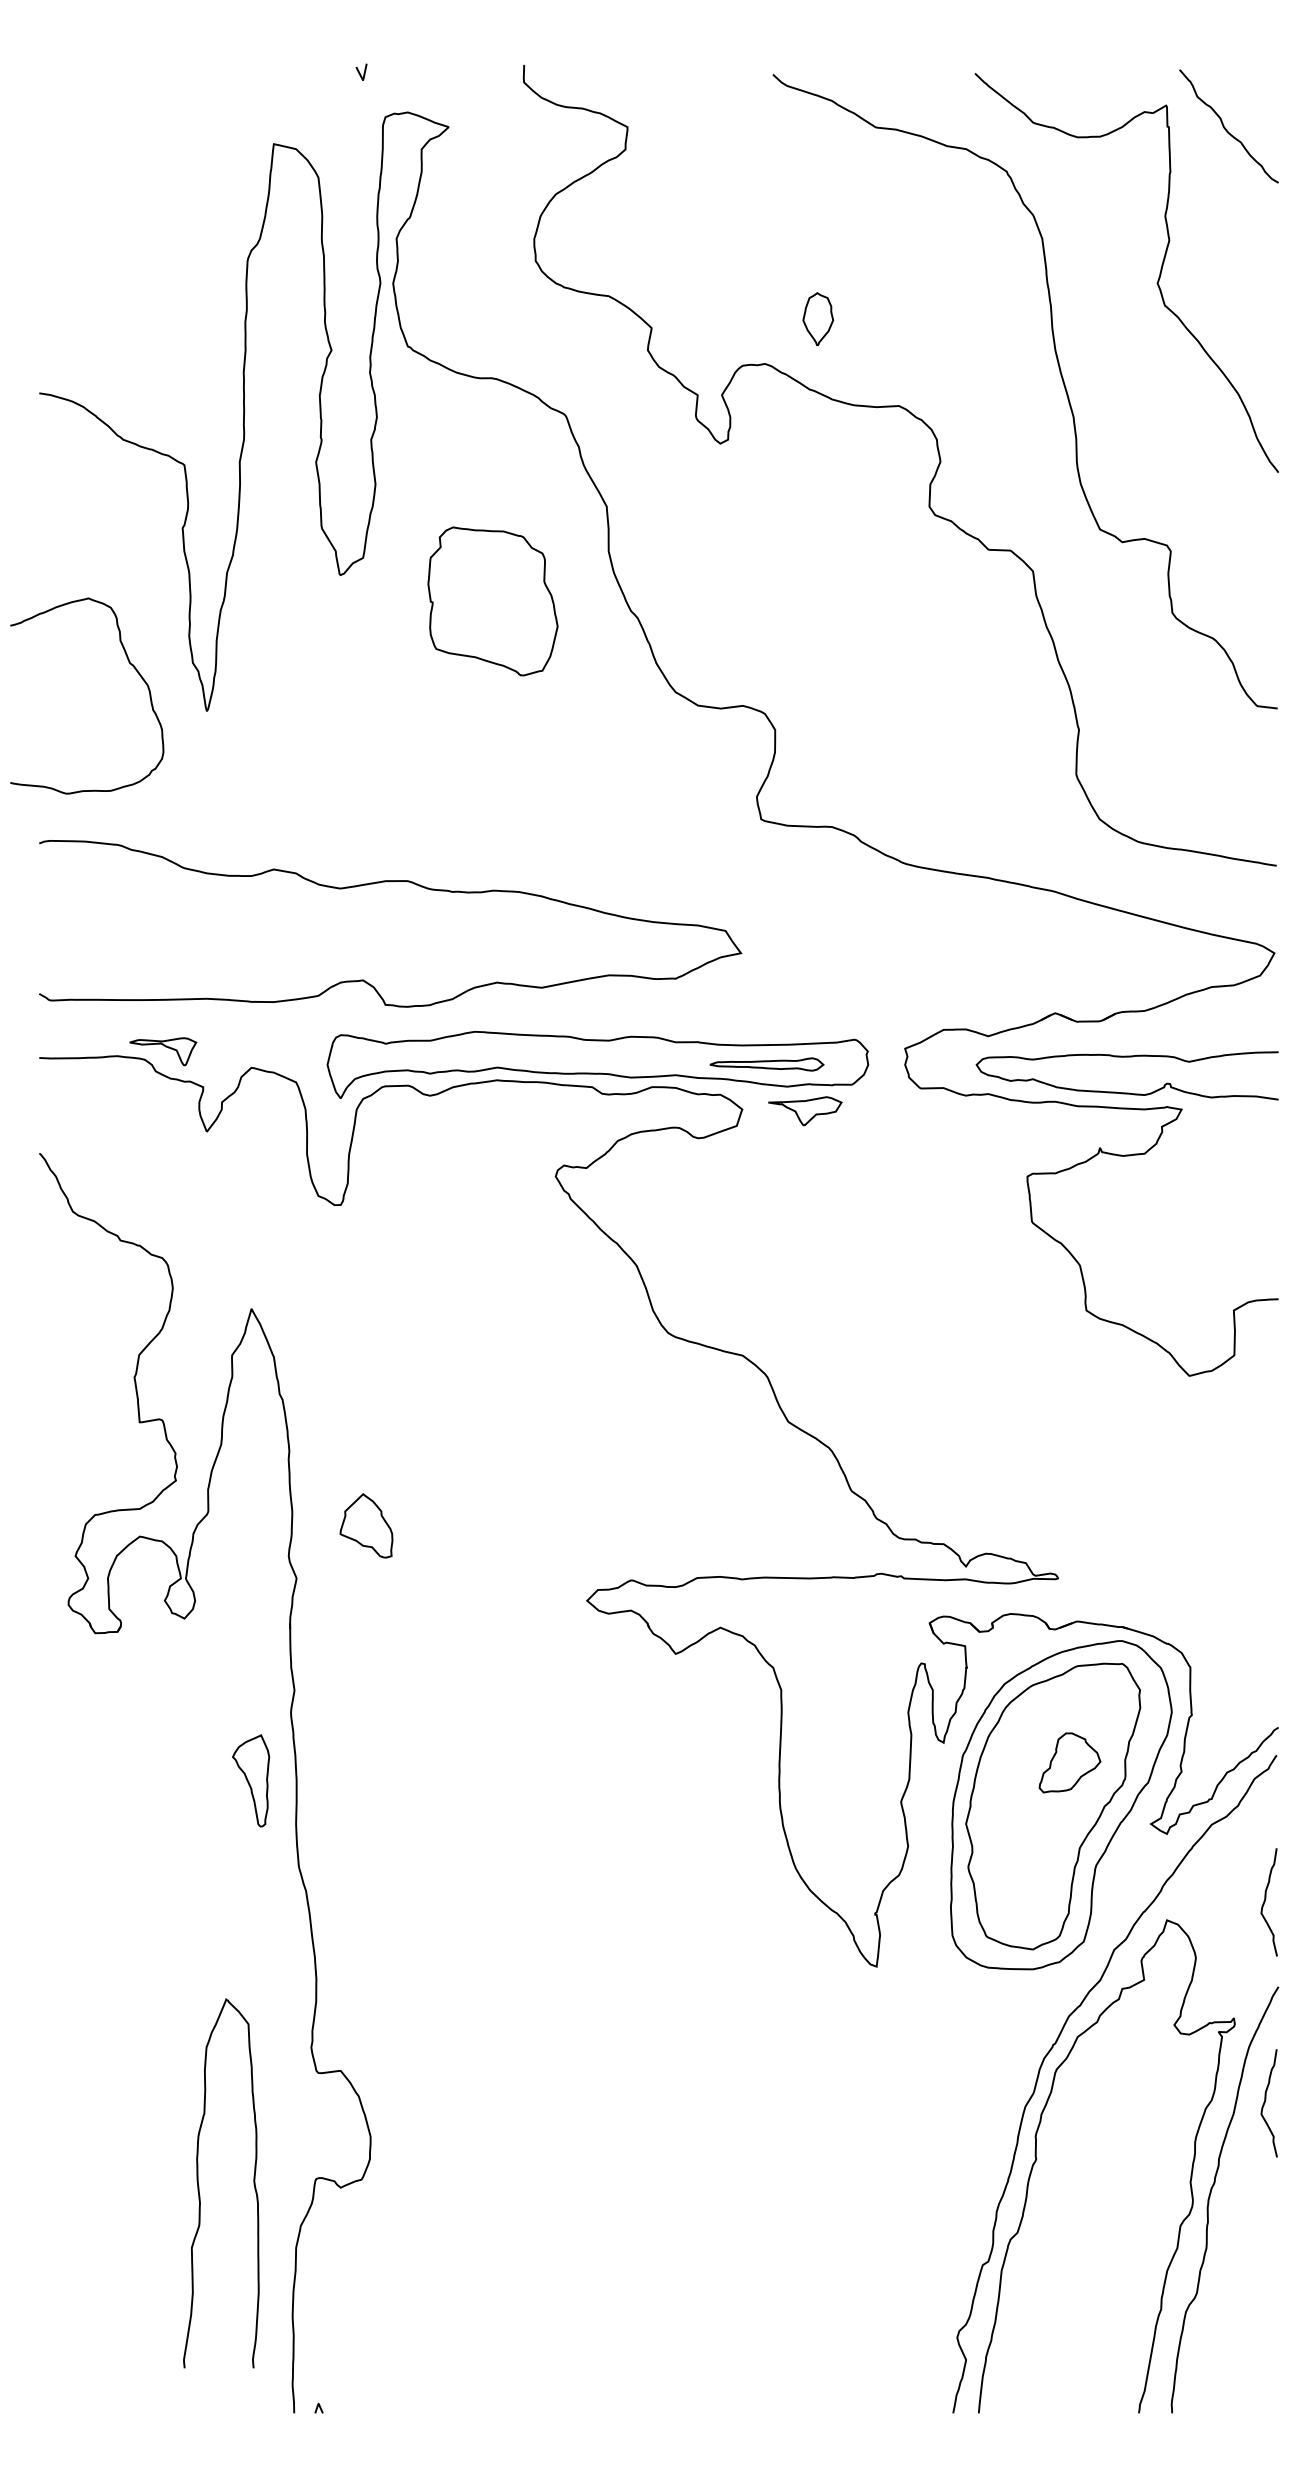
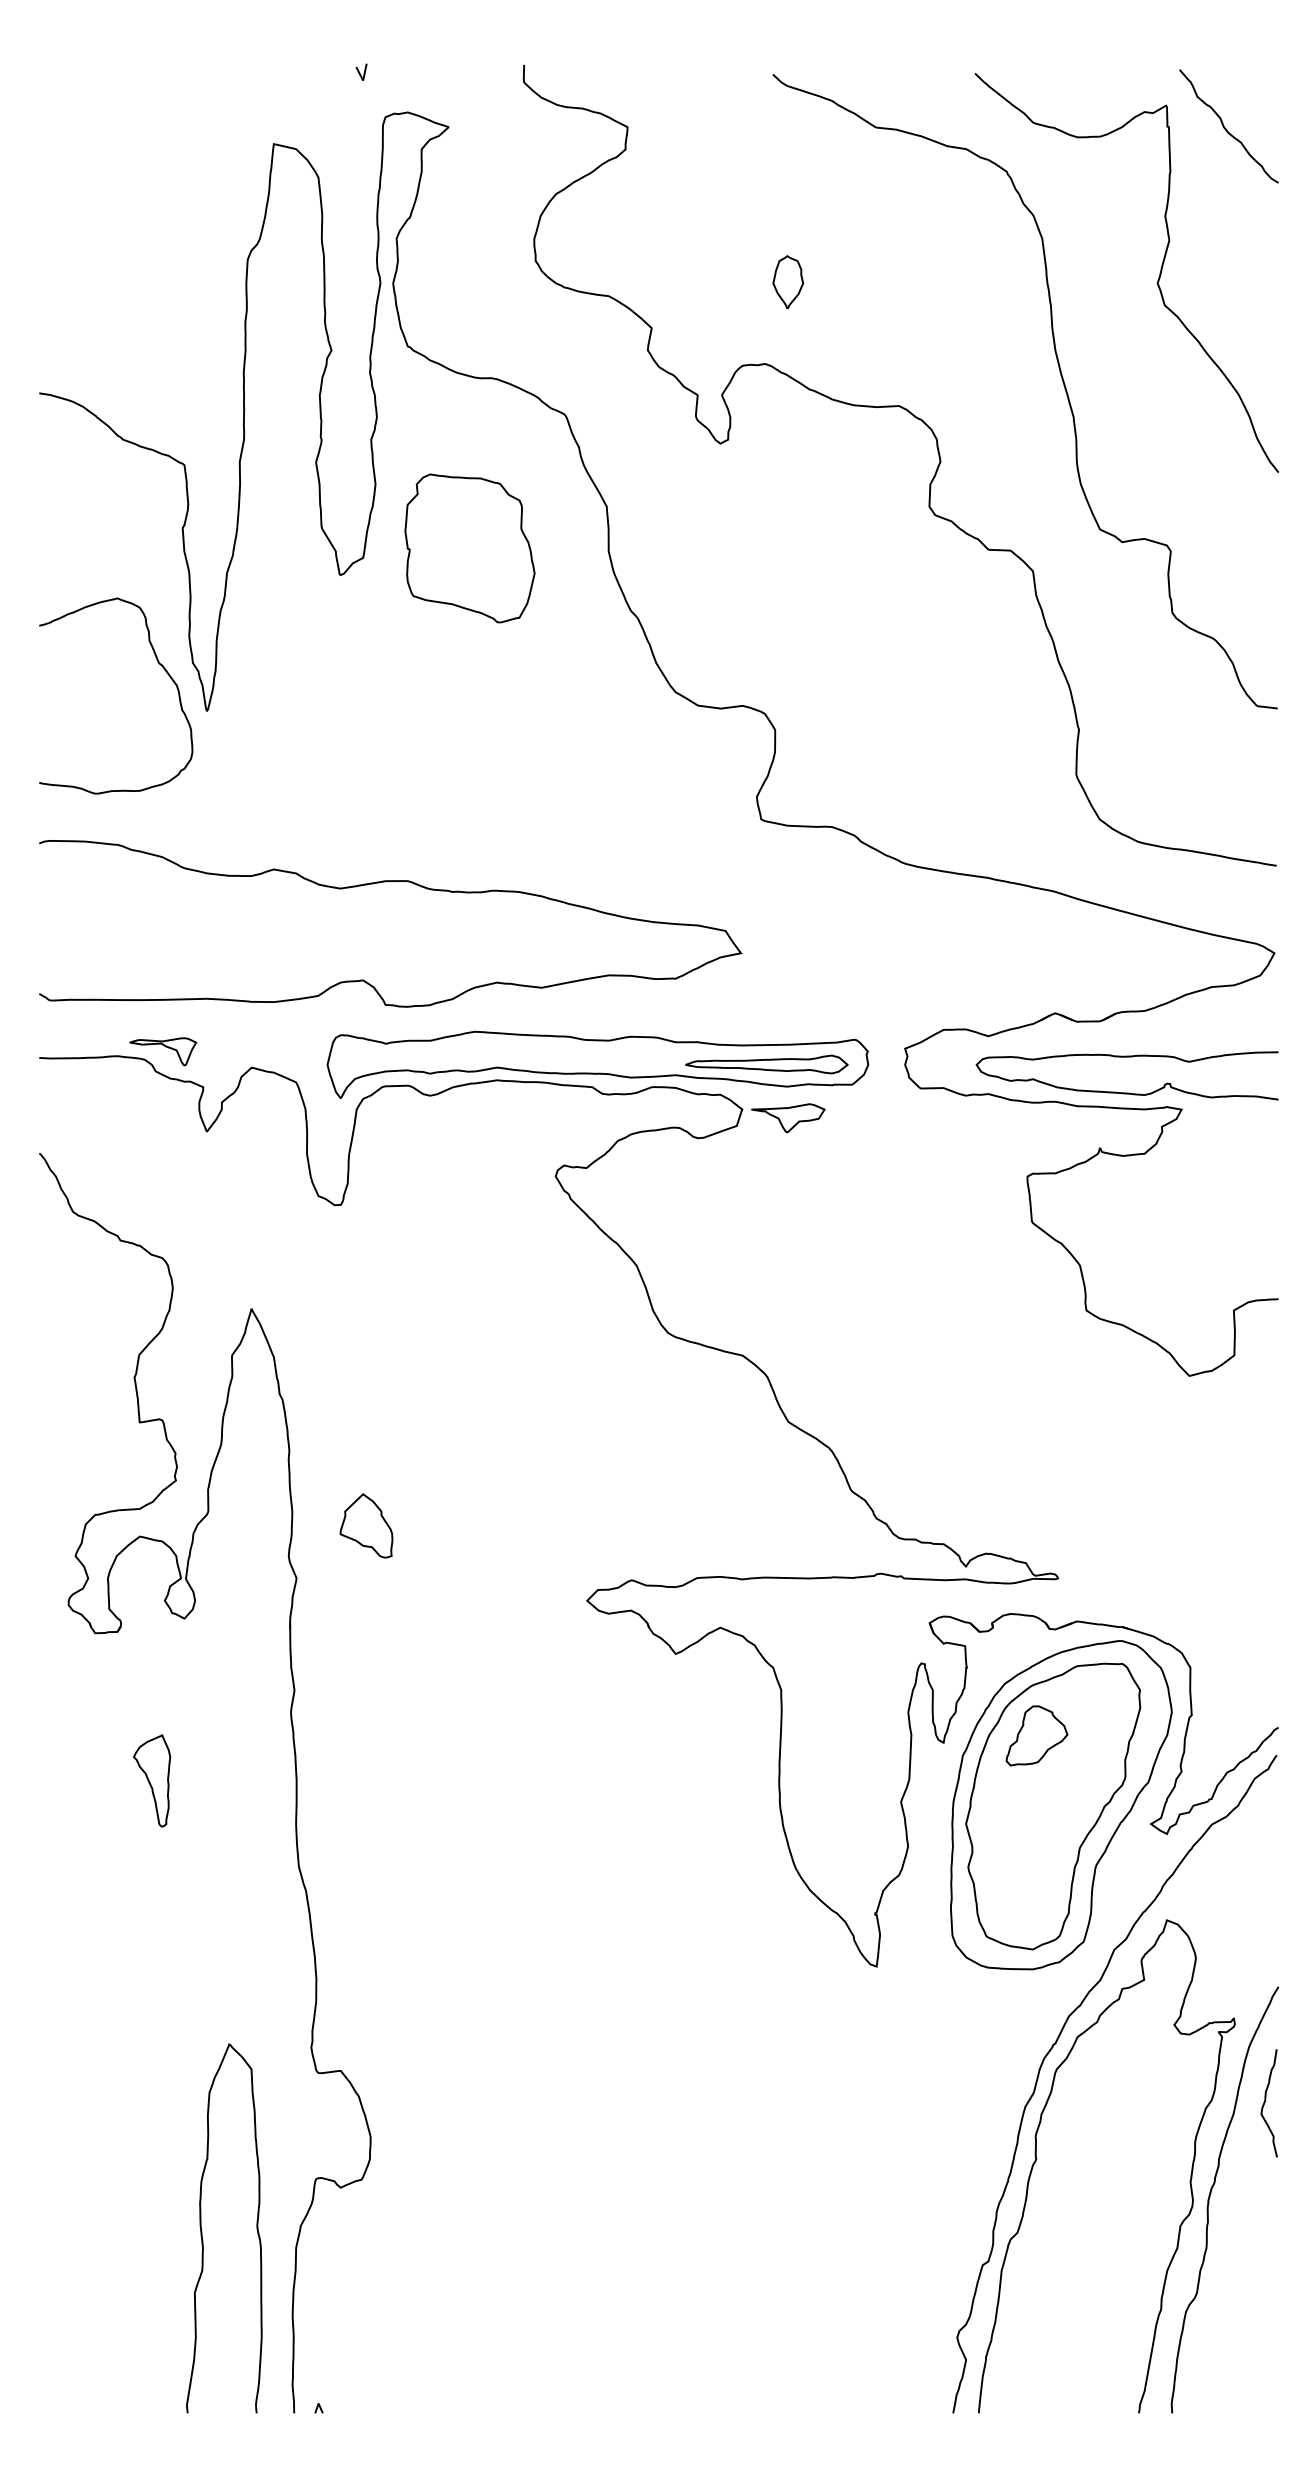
part position: (818, 318) -> (788, 281) (788, 281)
part position: (492, 601) -> (469, 548) (469, 548)
curve position: (128, 662) -> (157, 662) (157, 662)
part size: 116x15 px -> 164x21 px (766, 1064)
part position: (805, 1111) -> (788, 1118) (788, 1118)
part position: (1069, 1762) -> (1036, 1735) (1036, 1735)
part position: (251, 1780) -> (152, 1780) (152, 1780)
curve: present -> none (1265, 1902)
curve position: (199, 2185) -> (202, 2230) (202, 2230)
